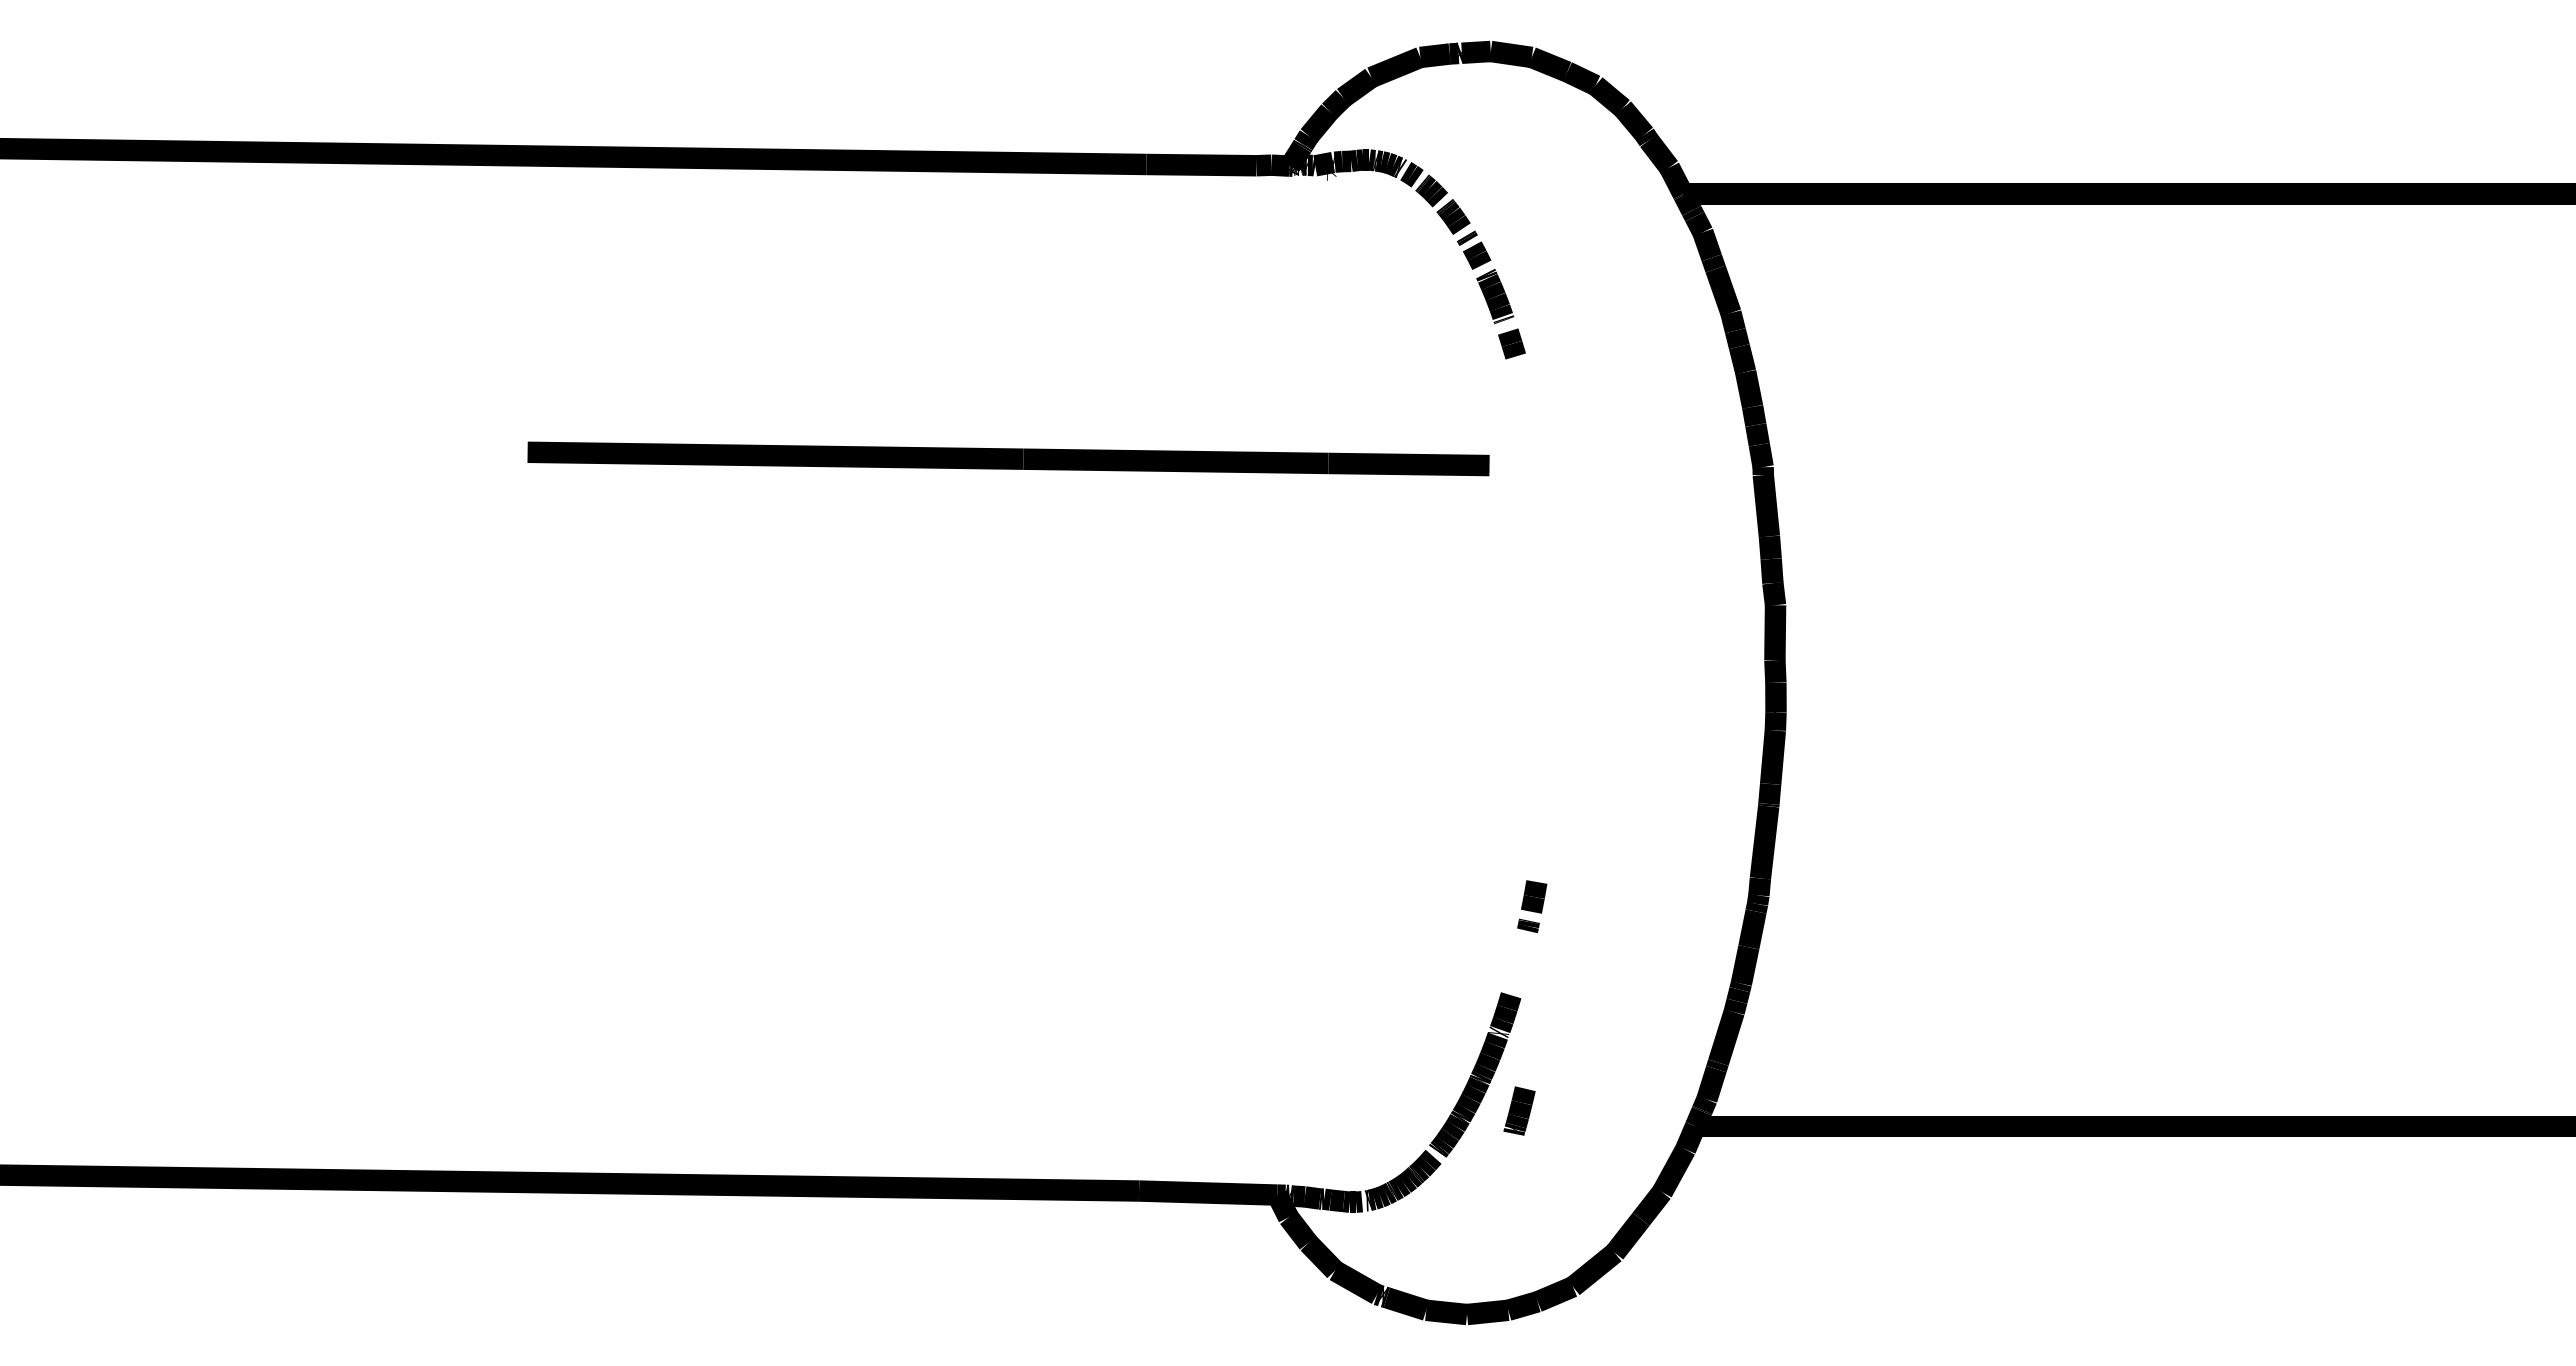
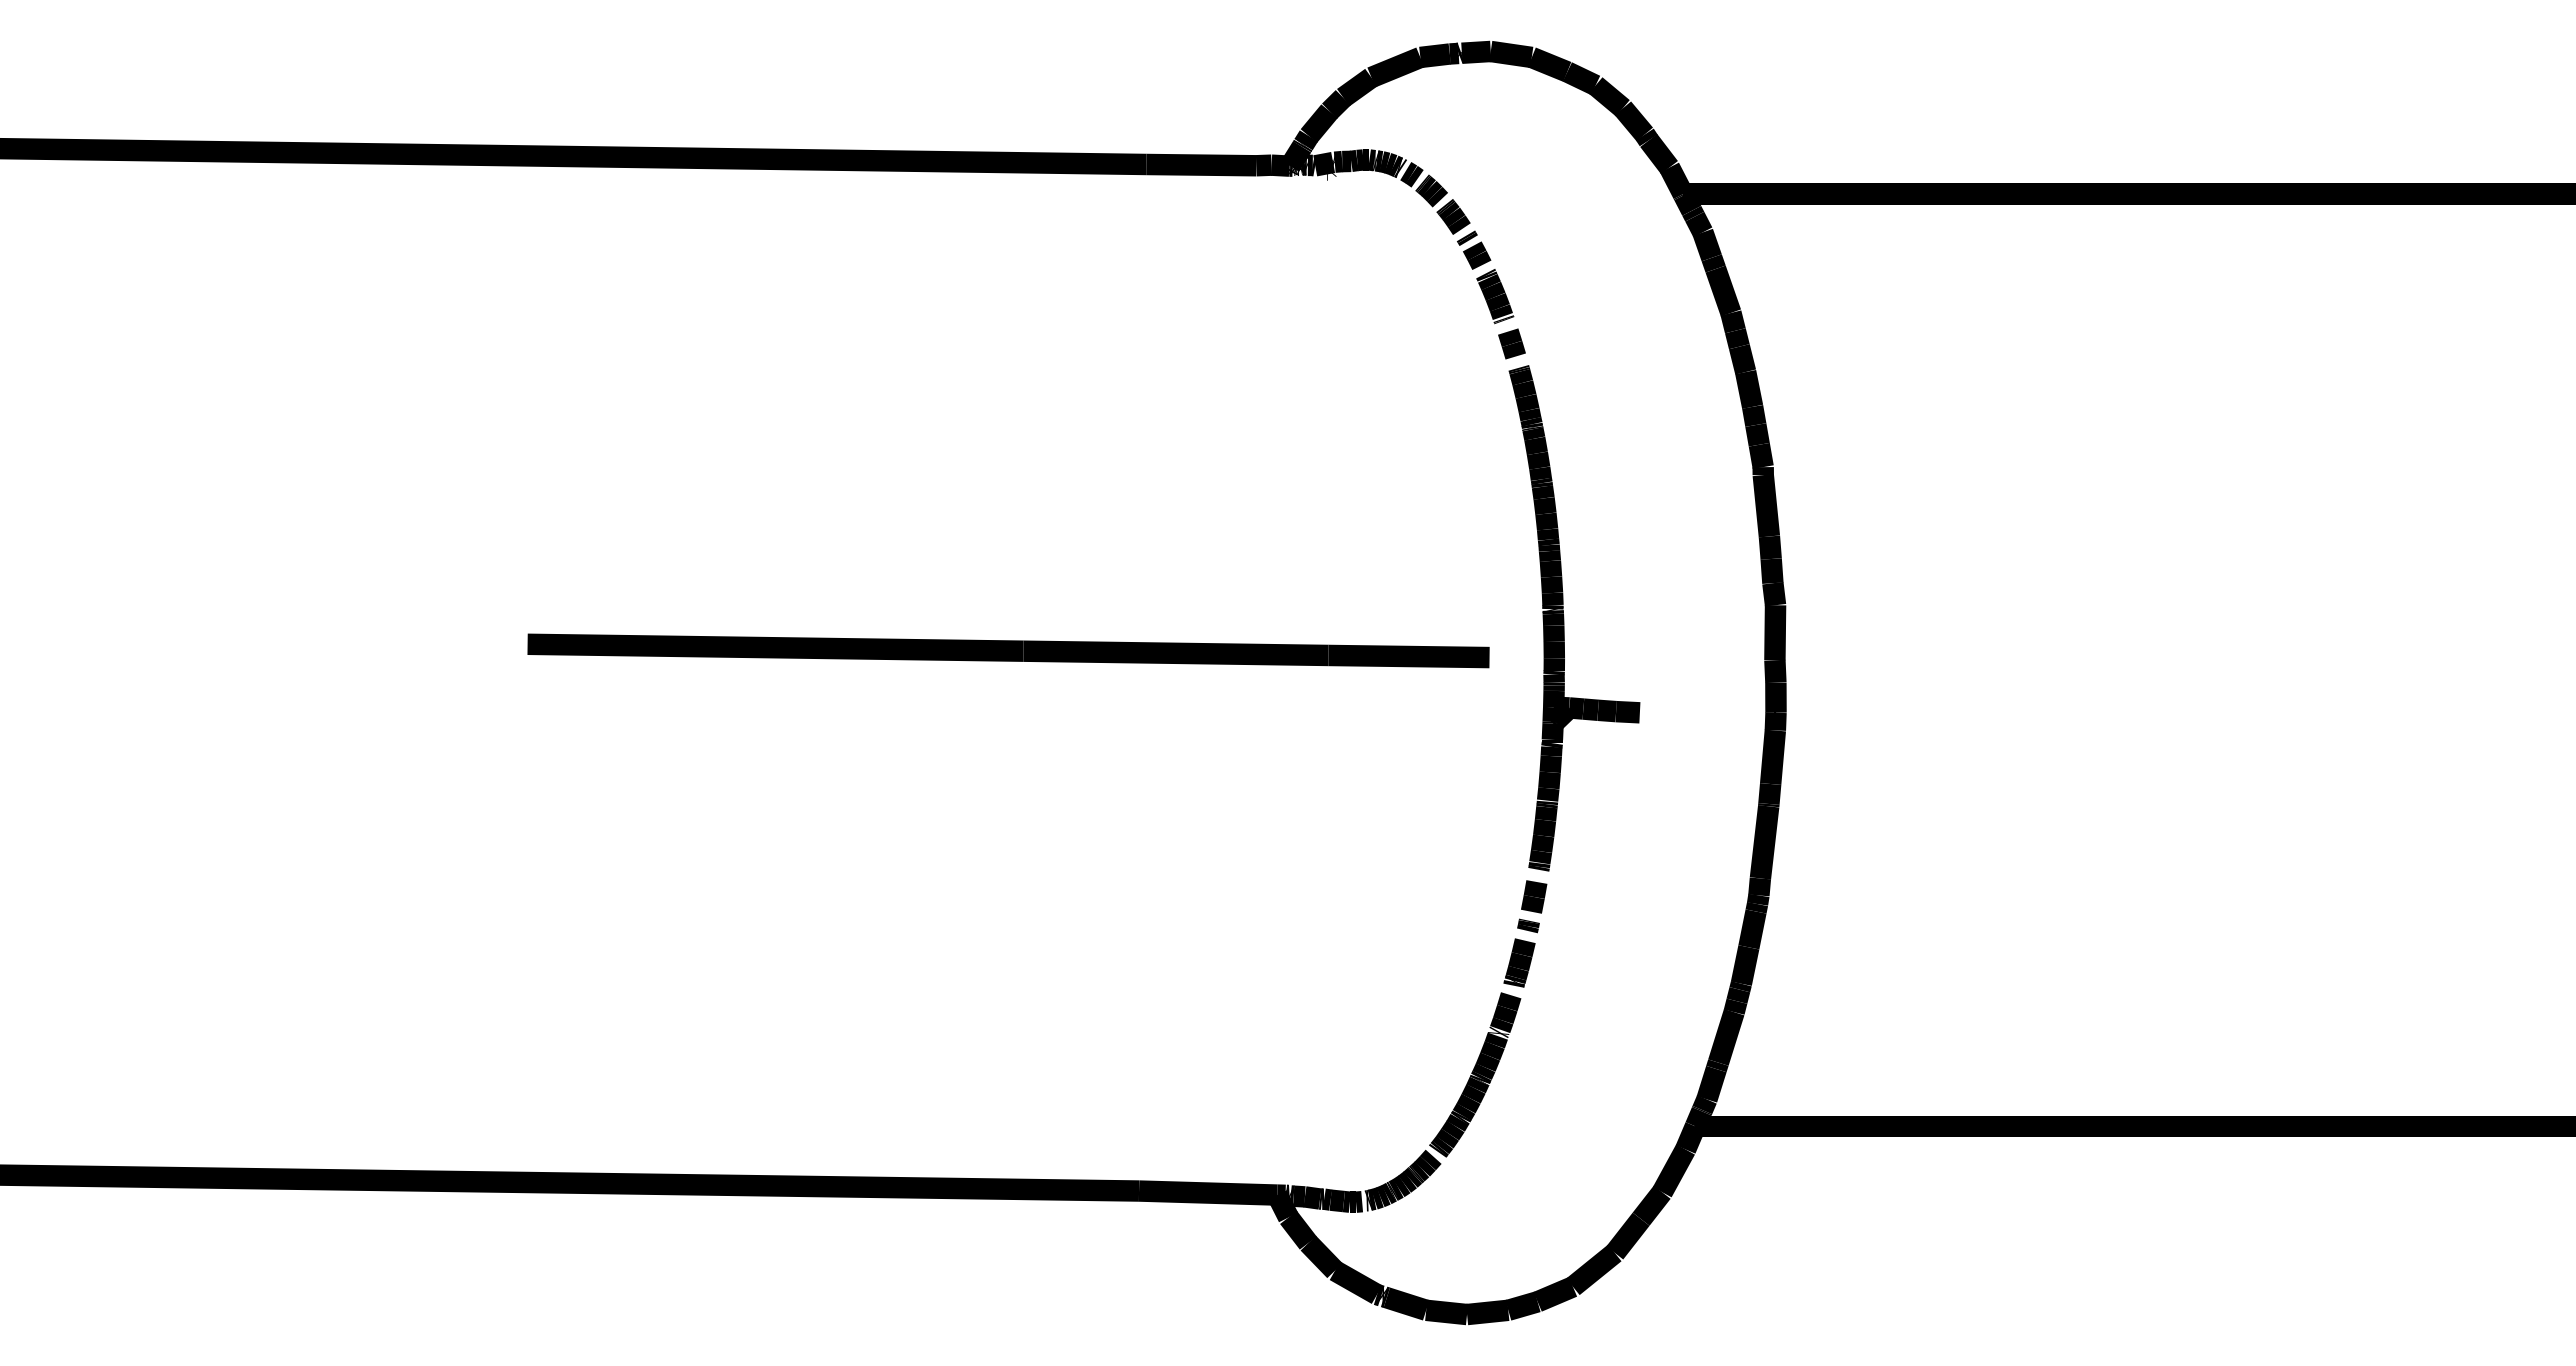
part position: (1008, 458) -> (1008, 650) (1008, 650)
part: none -> present (1564, 618)
part position: (1519, 1110) -> (1519, 962) (1519, 962)
